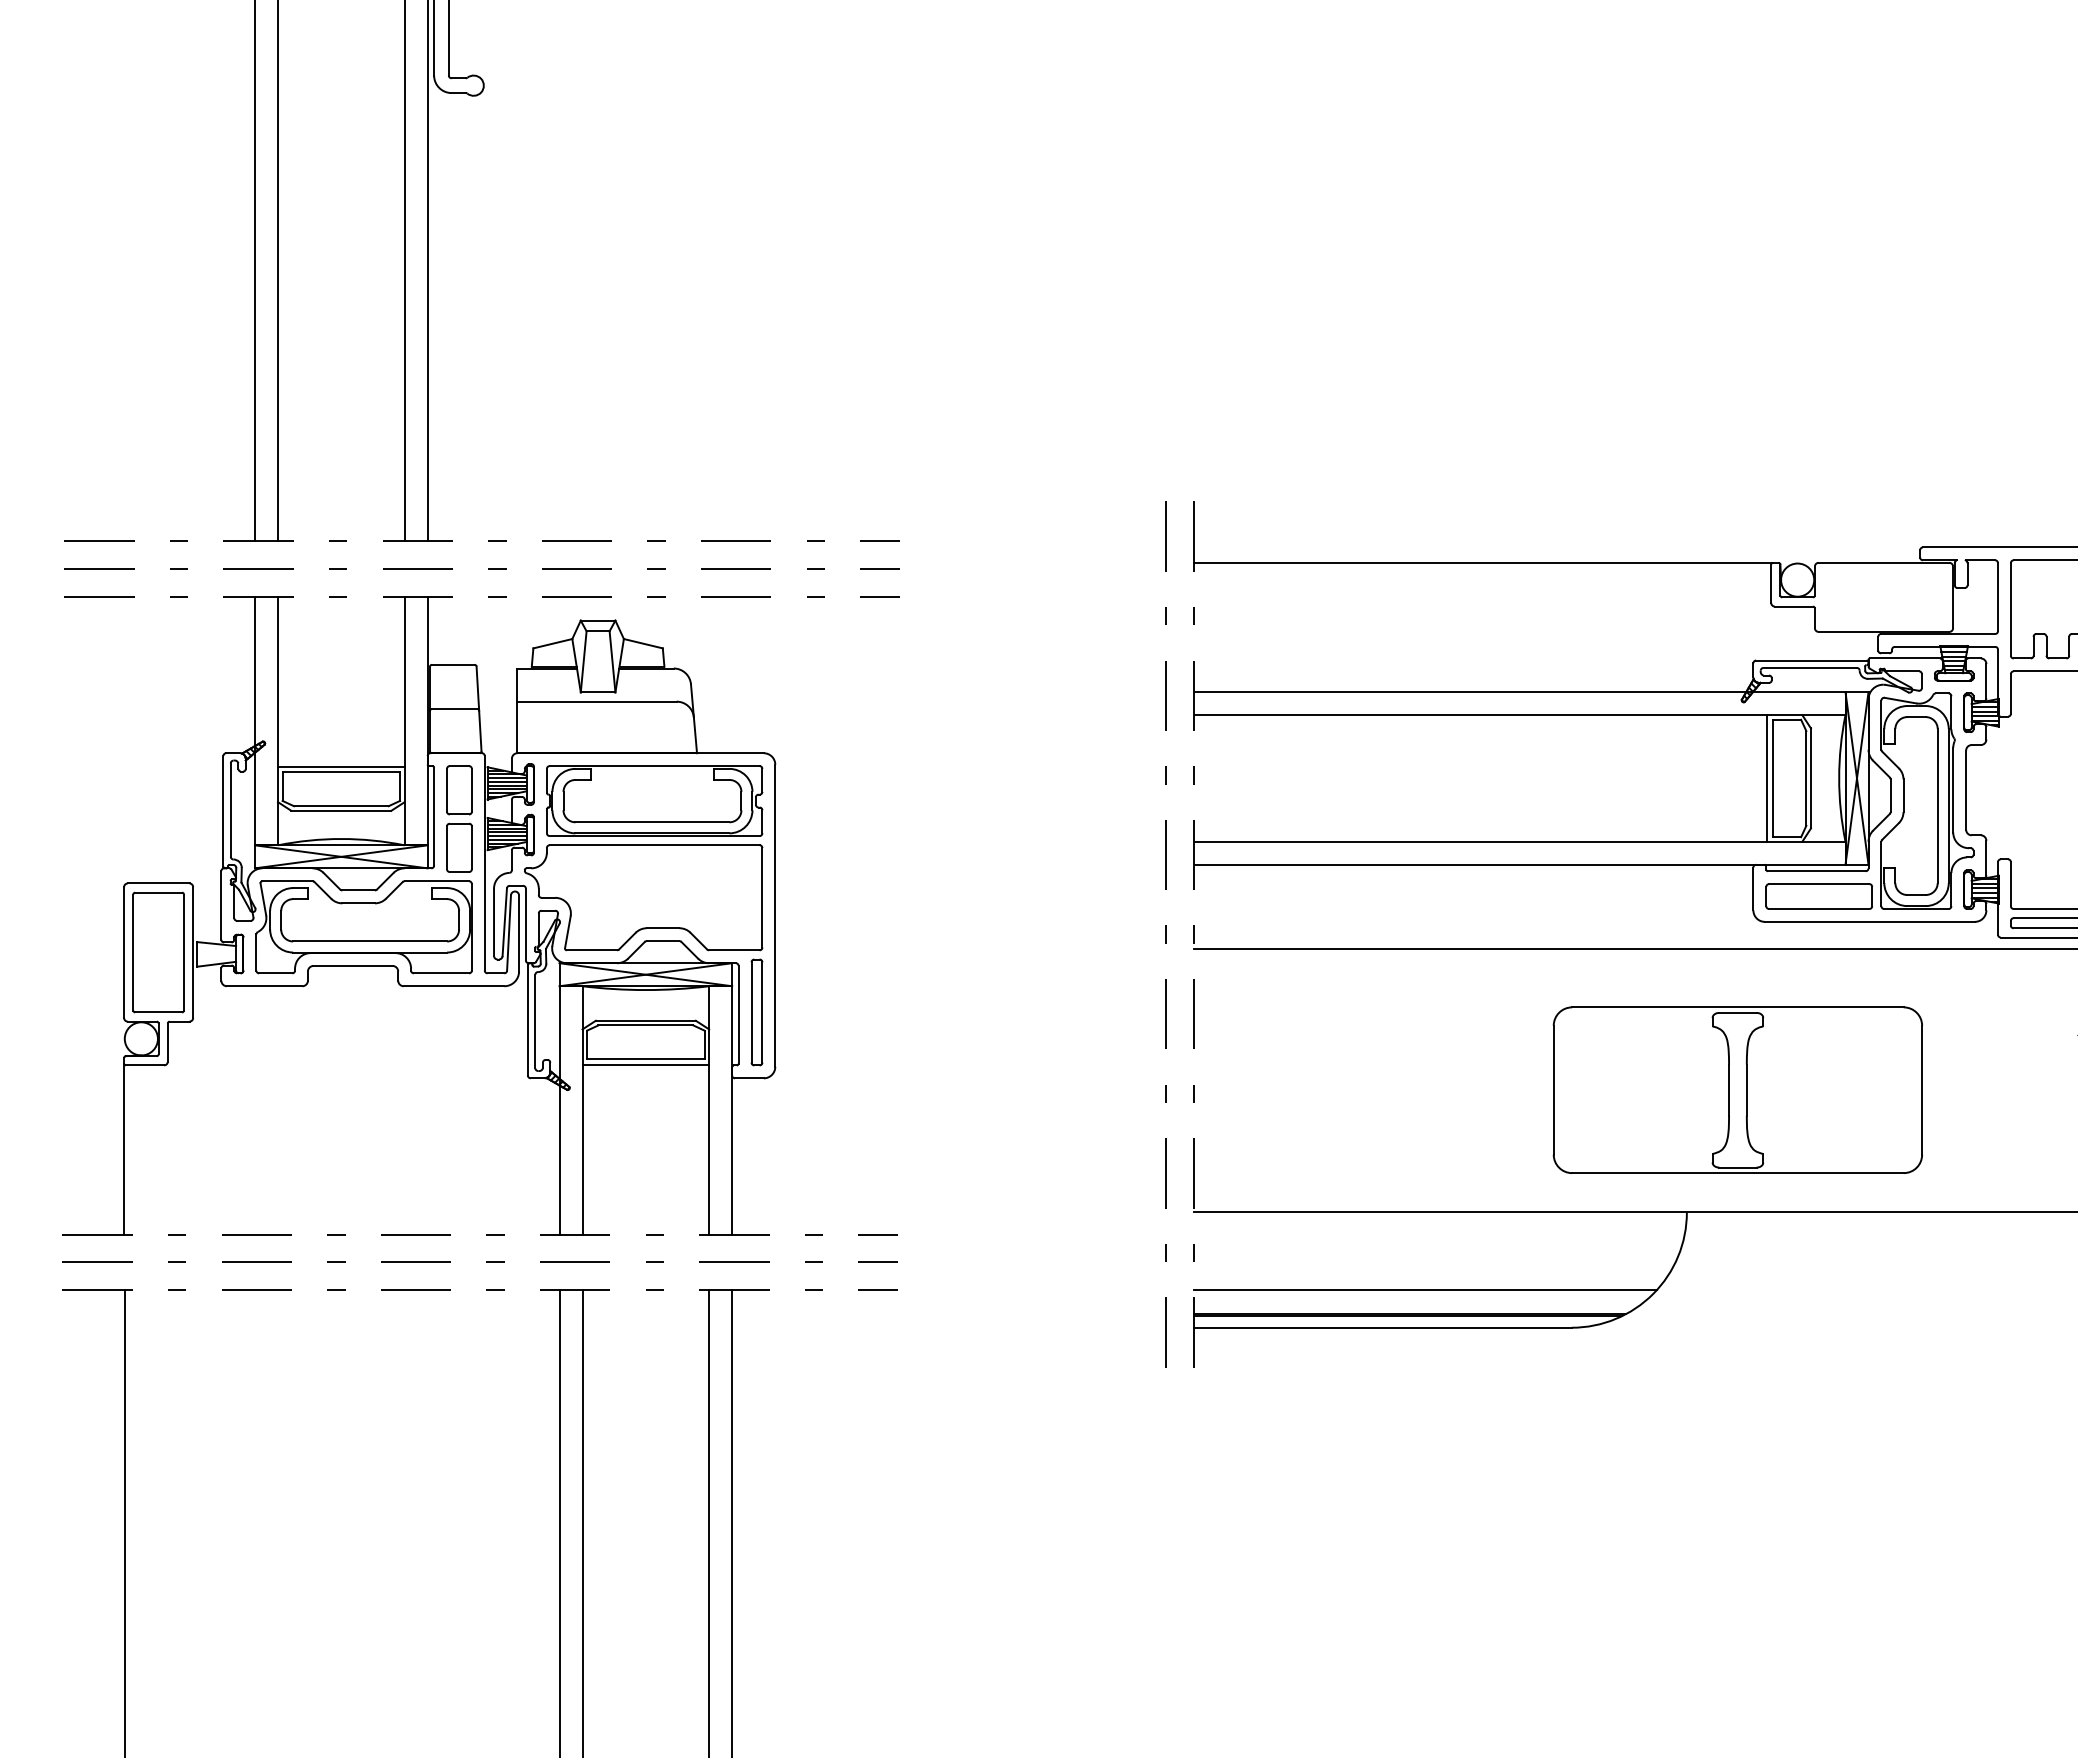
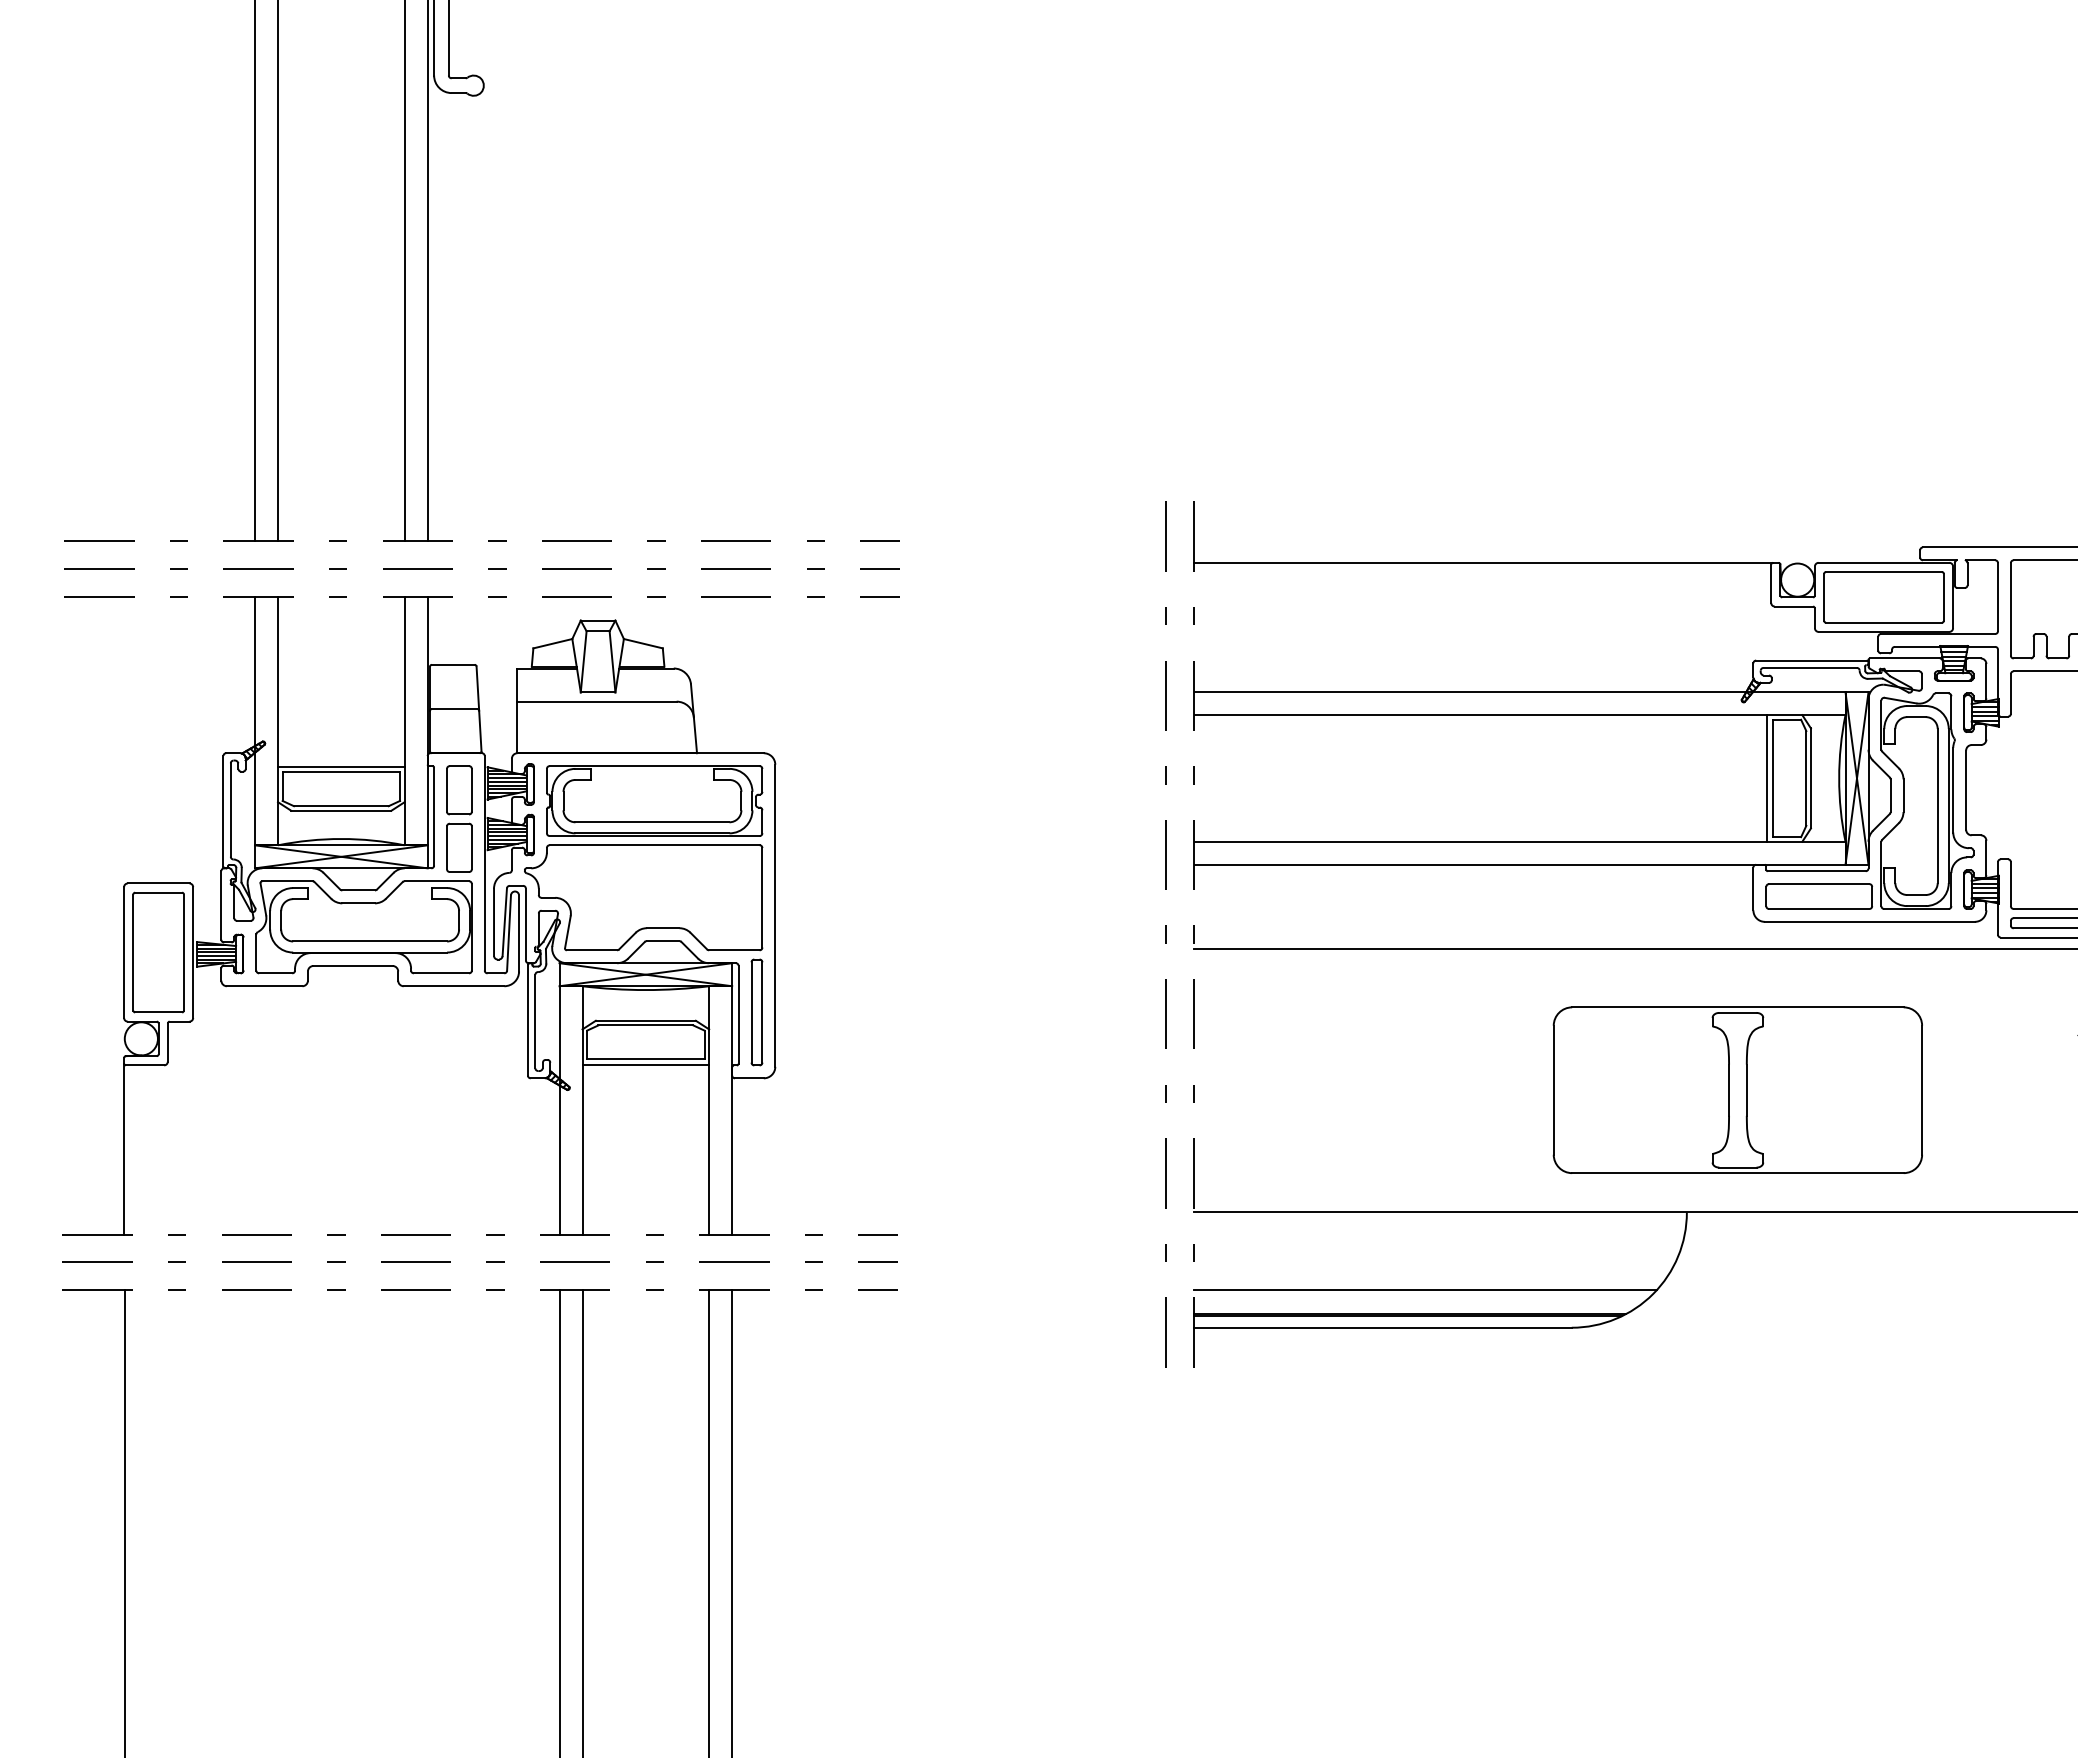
part: none -> present (1883, 597)
hatch: none -> present (216, 953)
